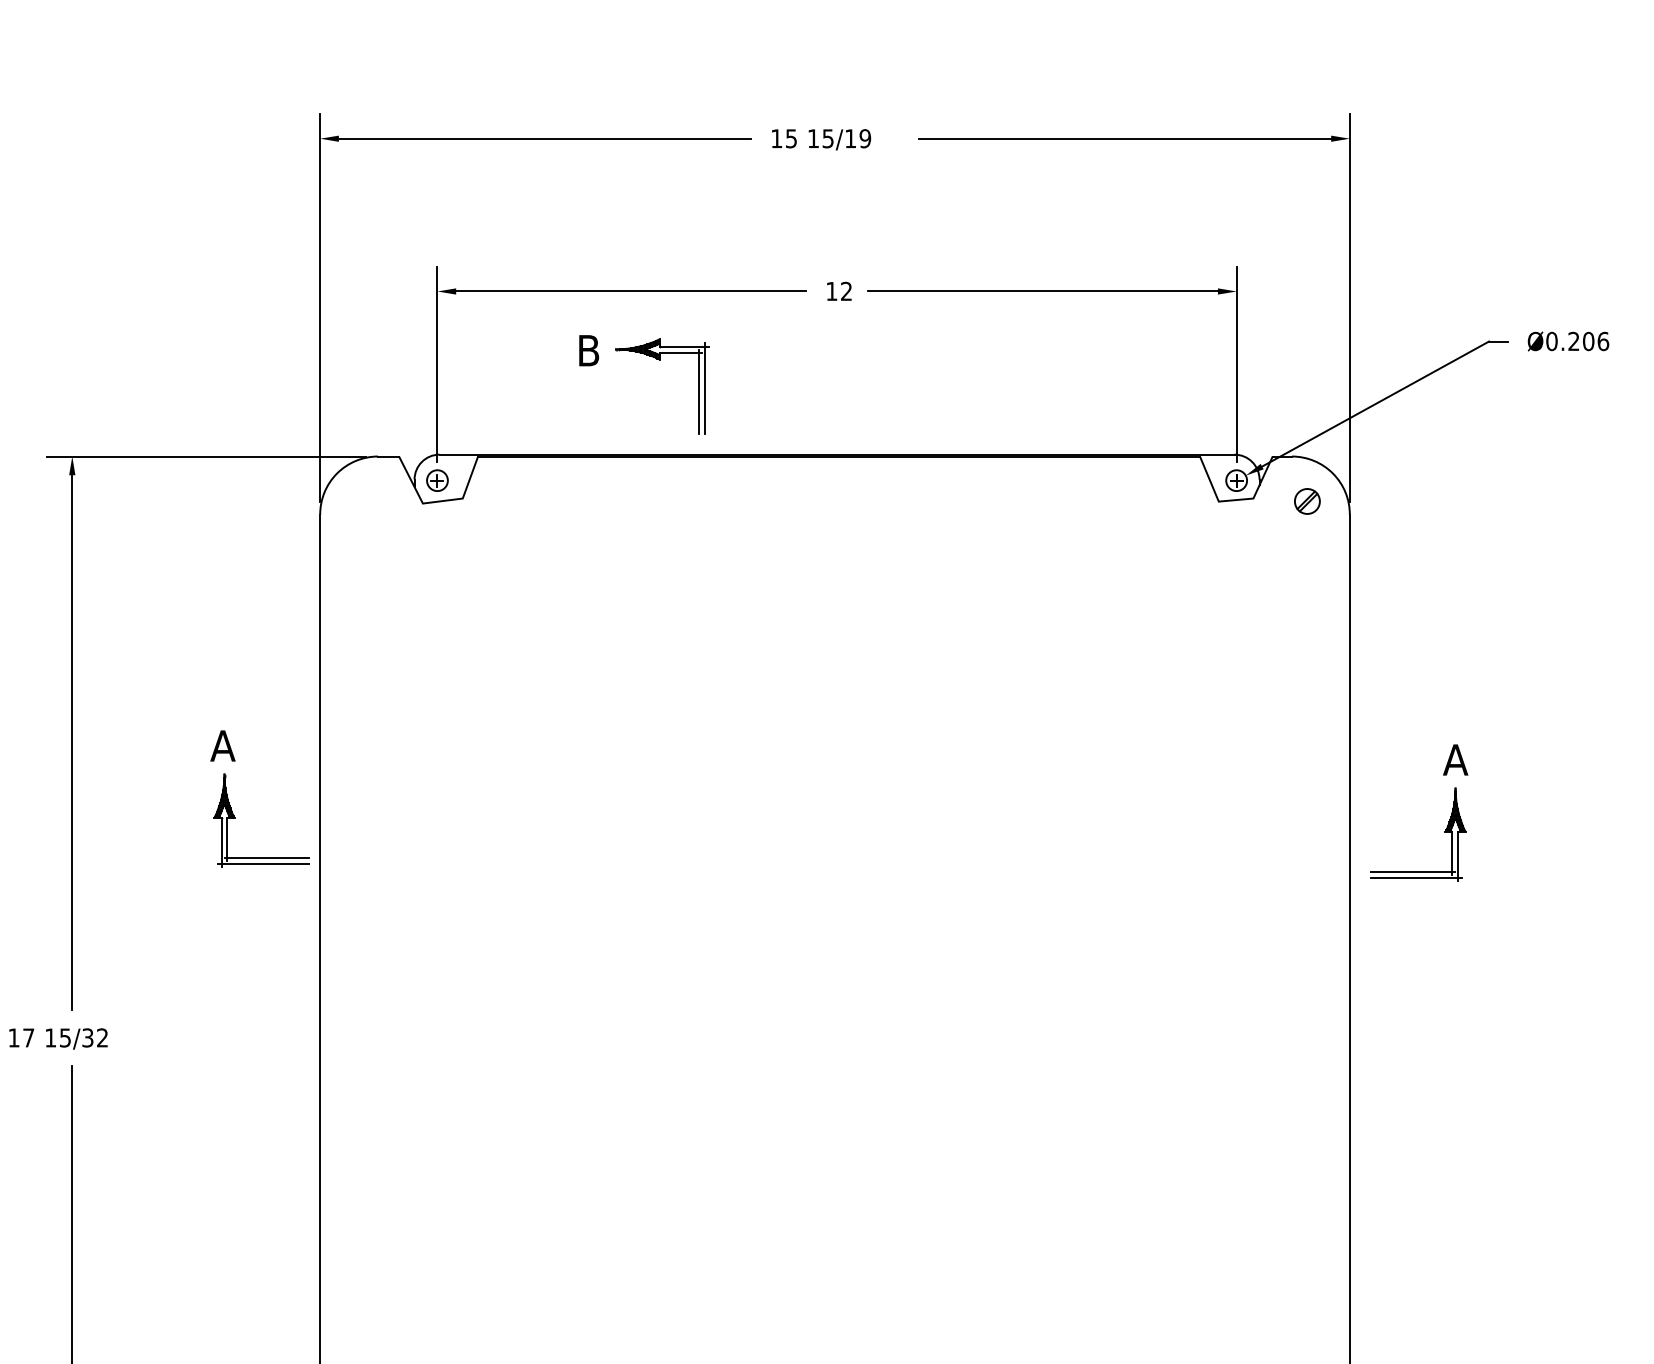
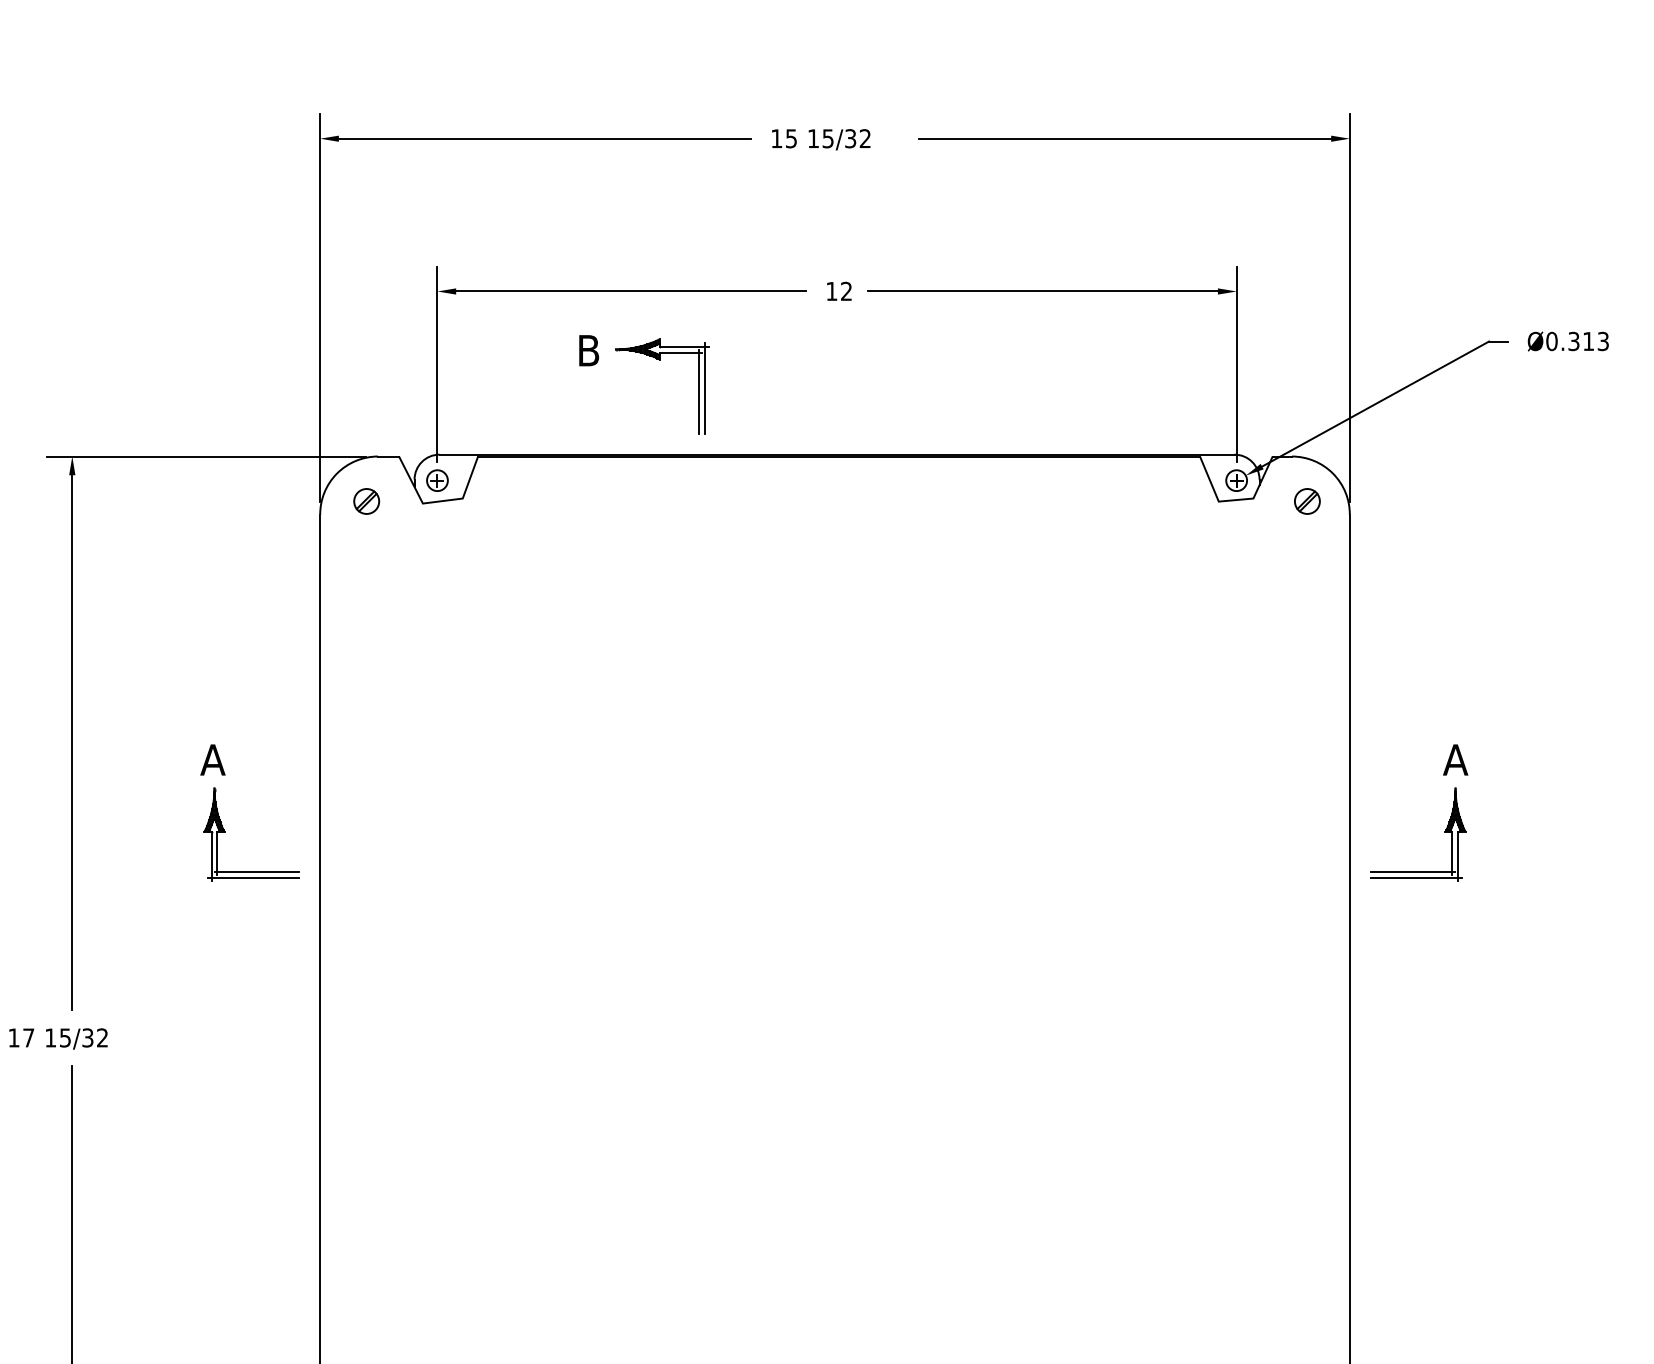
text: 15/19 -> 15/32 (858, 138)
text: Ø0.206 -> Ø0.313 (1588, 341)
part: none -> present (366, 501)
part position: (231, 807) -> (221, 821) (221, 821)
